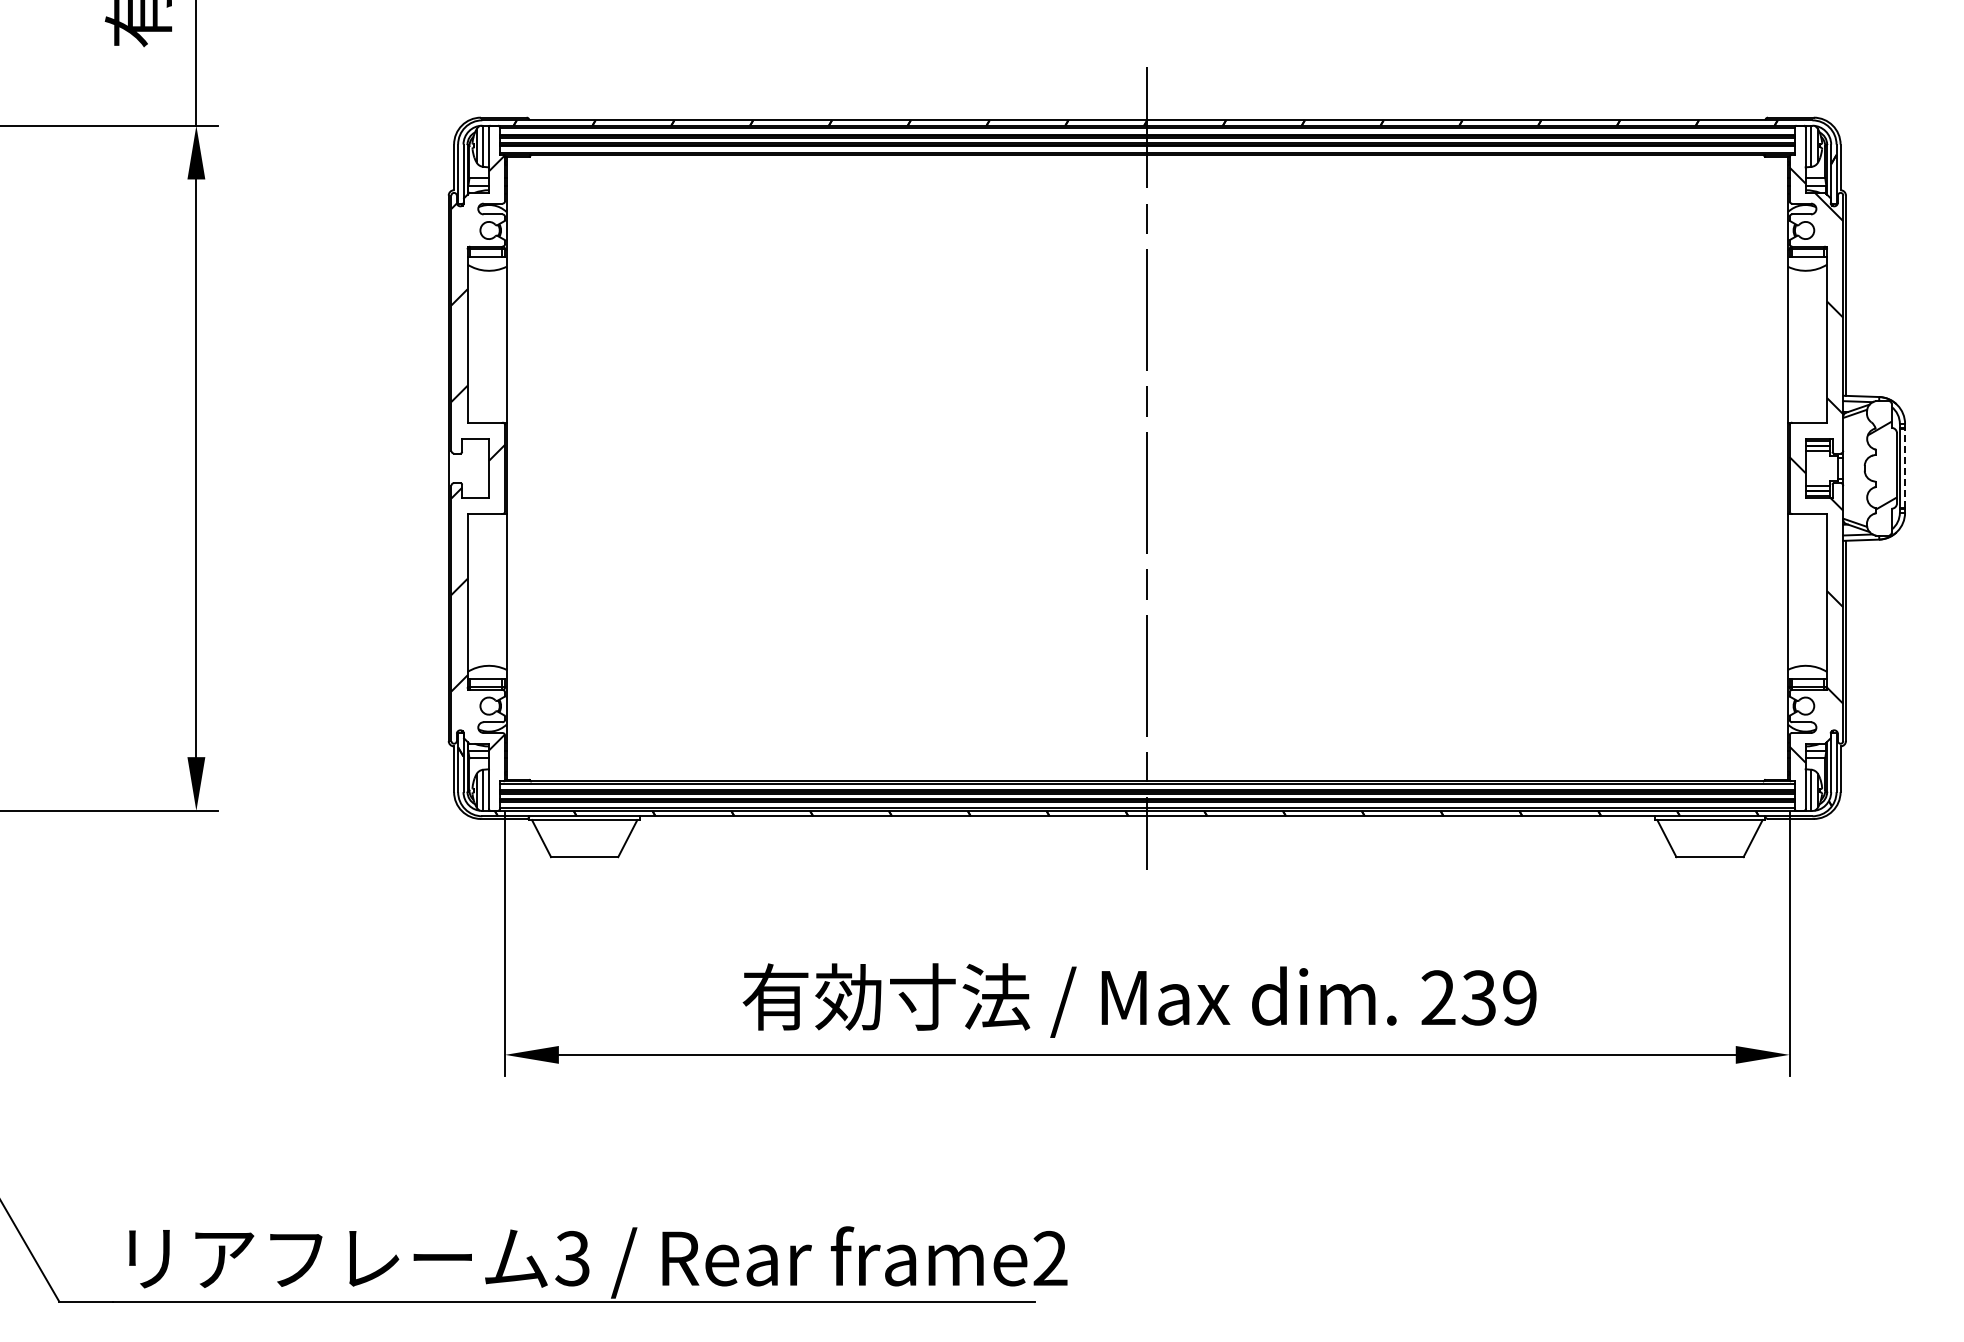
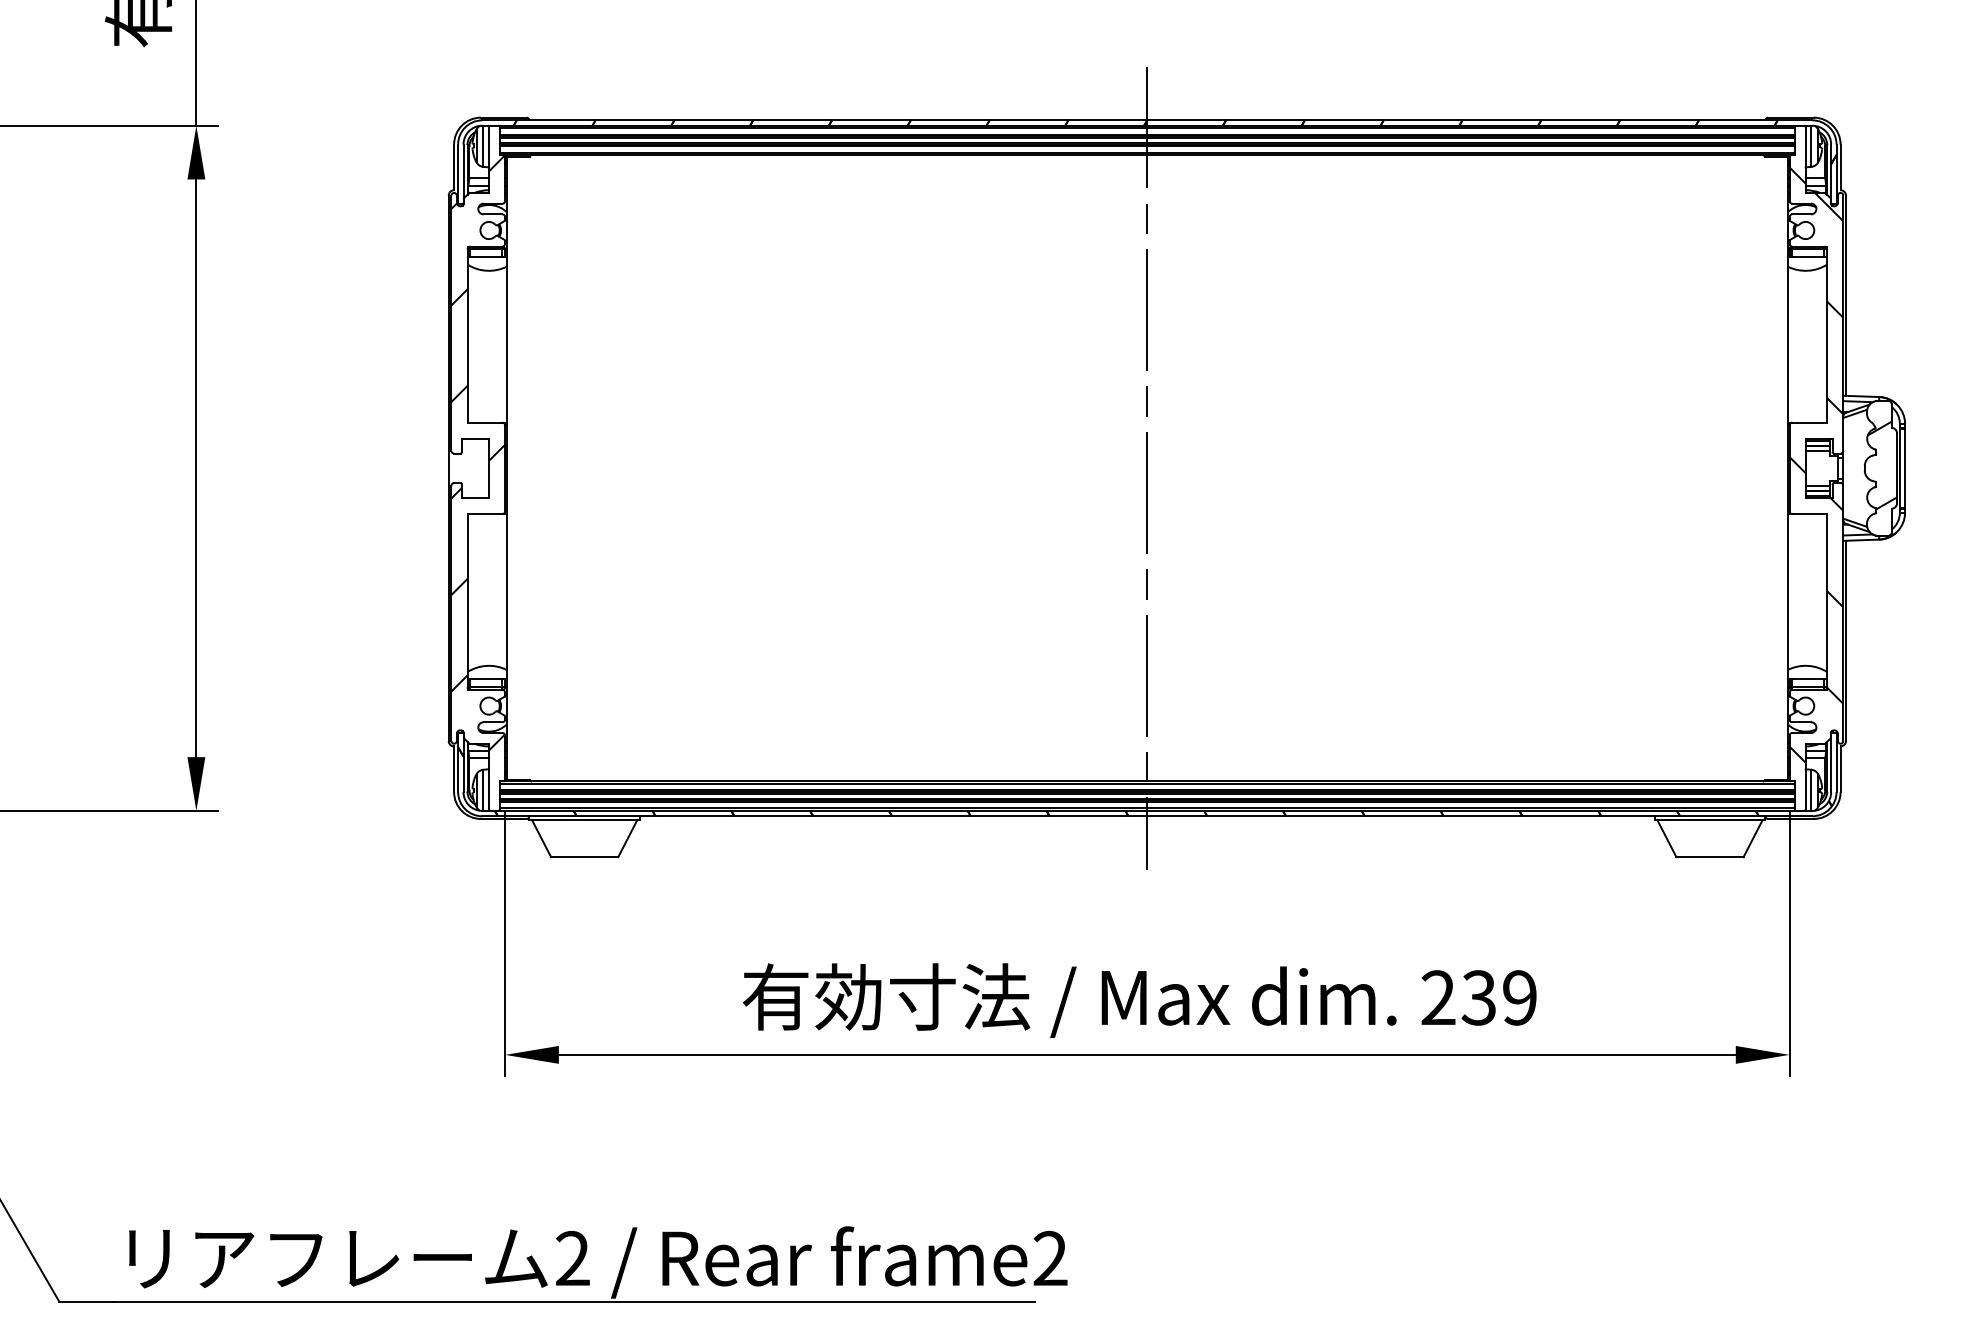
line: dashed -> solid (1905, 468)
text: 3 -> 2 (572, 1258)
